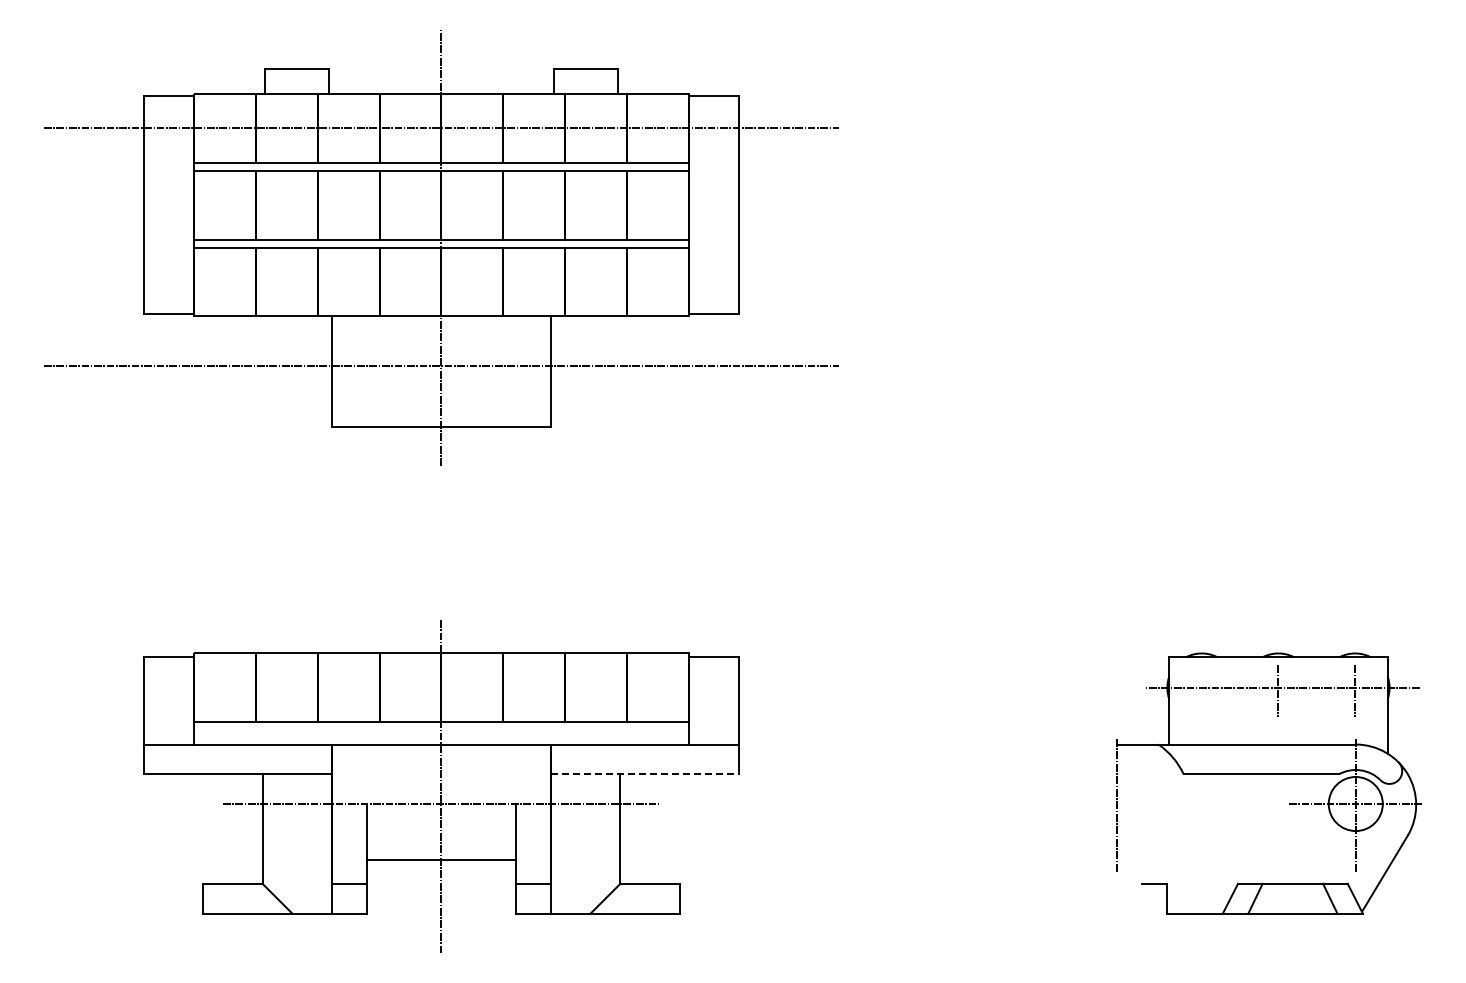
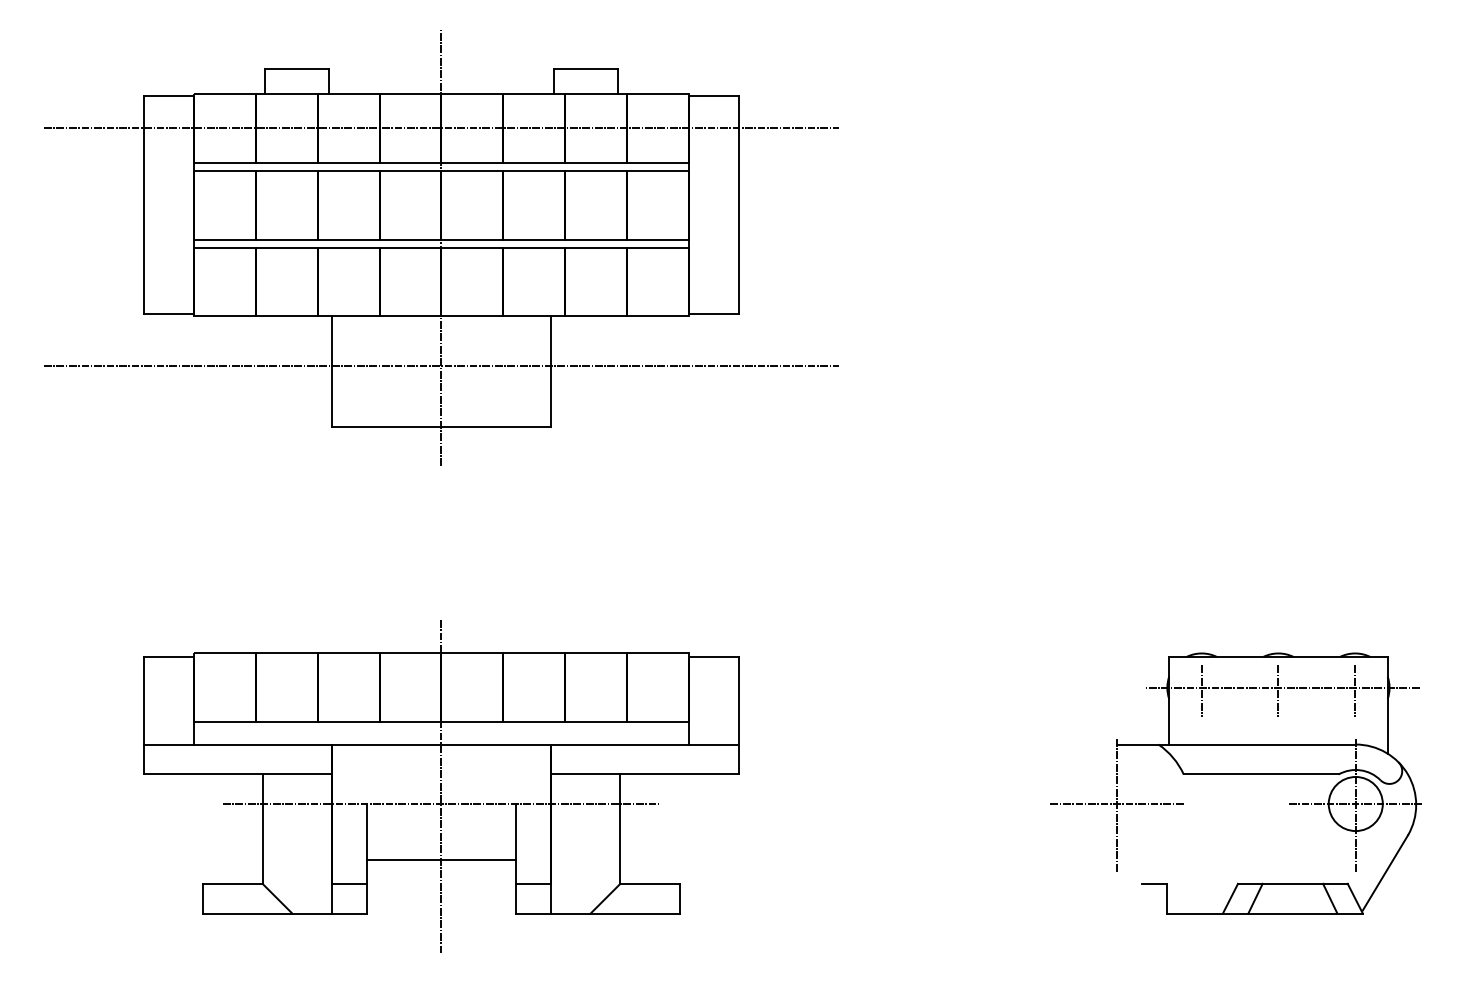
line: none -> present (1201, 690)
line: dashed -> solid (645, 774)
line: none -> present (1117, 804)
